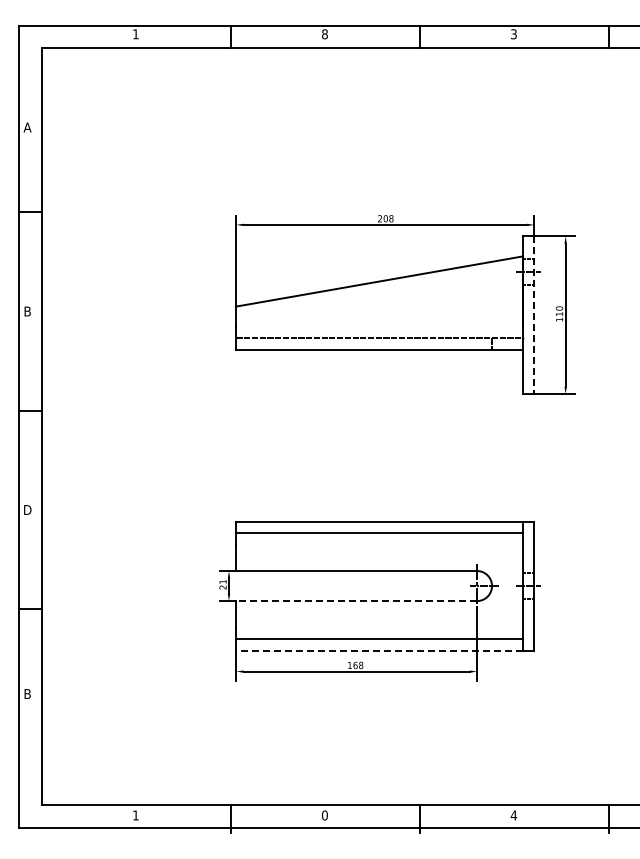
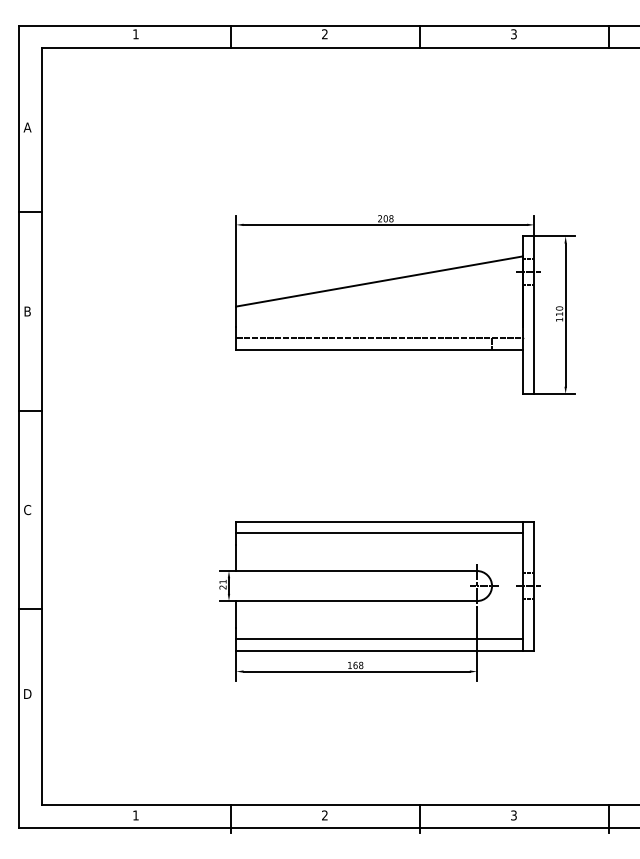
text: 8 -> 2 (324, 34)
line: dashed -> solid (534, 315)
text: D -> C (27, 509)
line: dashed -> solid (356, 601)
line: dashed -> solid (379, 650)
text: B -> D (27, 693)
text: 0 -> 2 (324, 815)
text: 4 -> 3 (513, 815)
